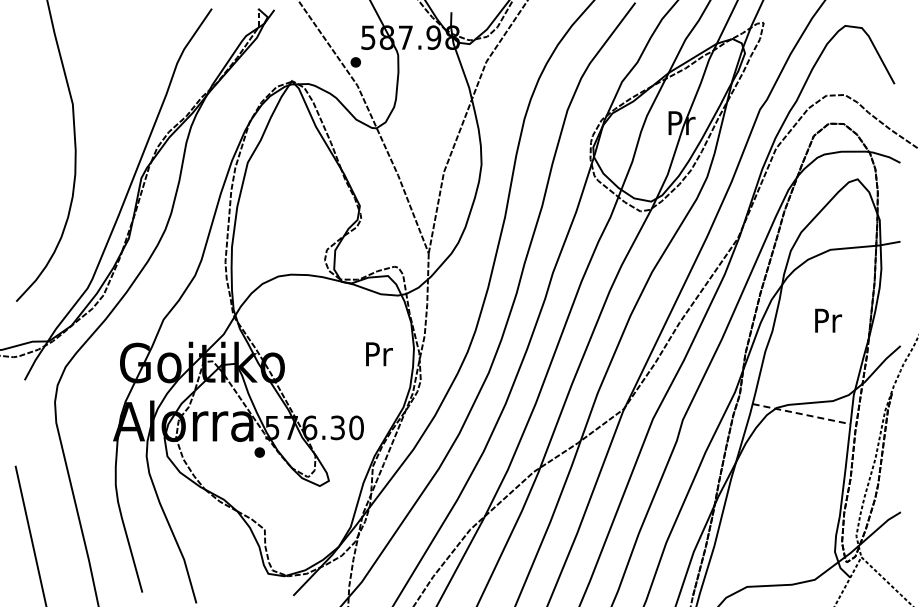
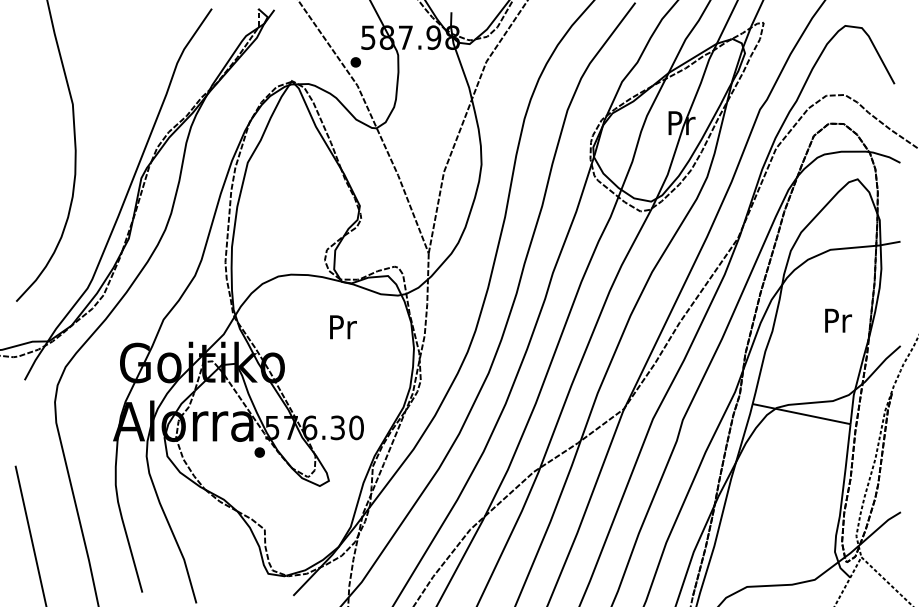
text position: (828, 320) -> (838, 320) (838, 320)
text position: (379, 354) -> (343, 327) (343, 327)
line: dashed -> solid (801, 414)
